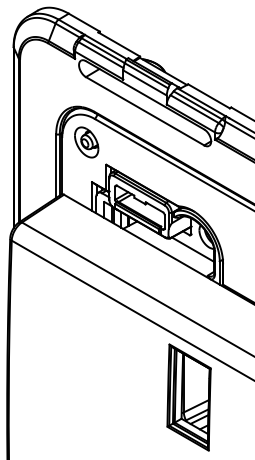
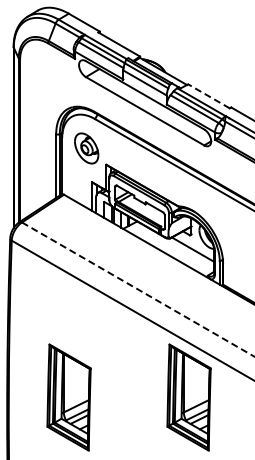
line: solid -> dashed (208, 96)
part position: (86, 142) -> (86, 148) (86, 148)
line: solid -> dashed (138, 289)
part: none -> present (68, 397)
